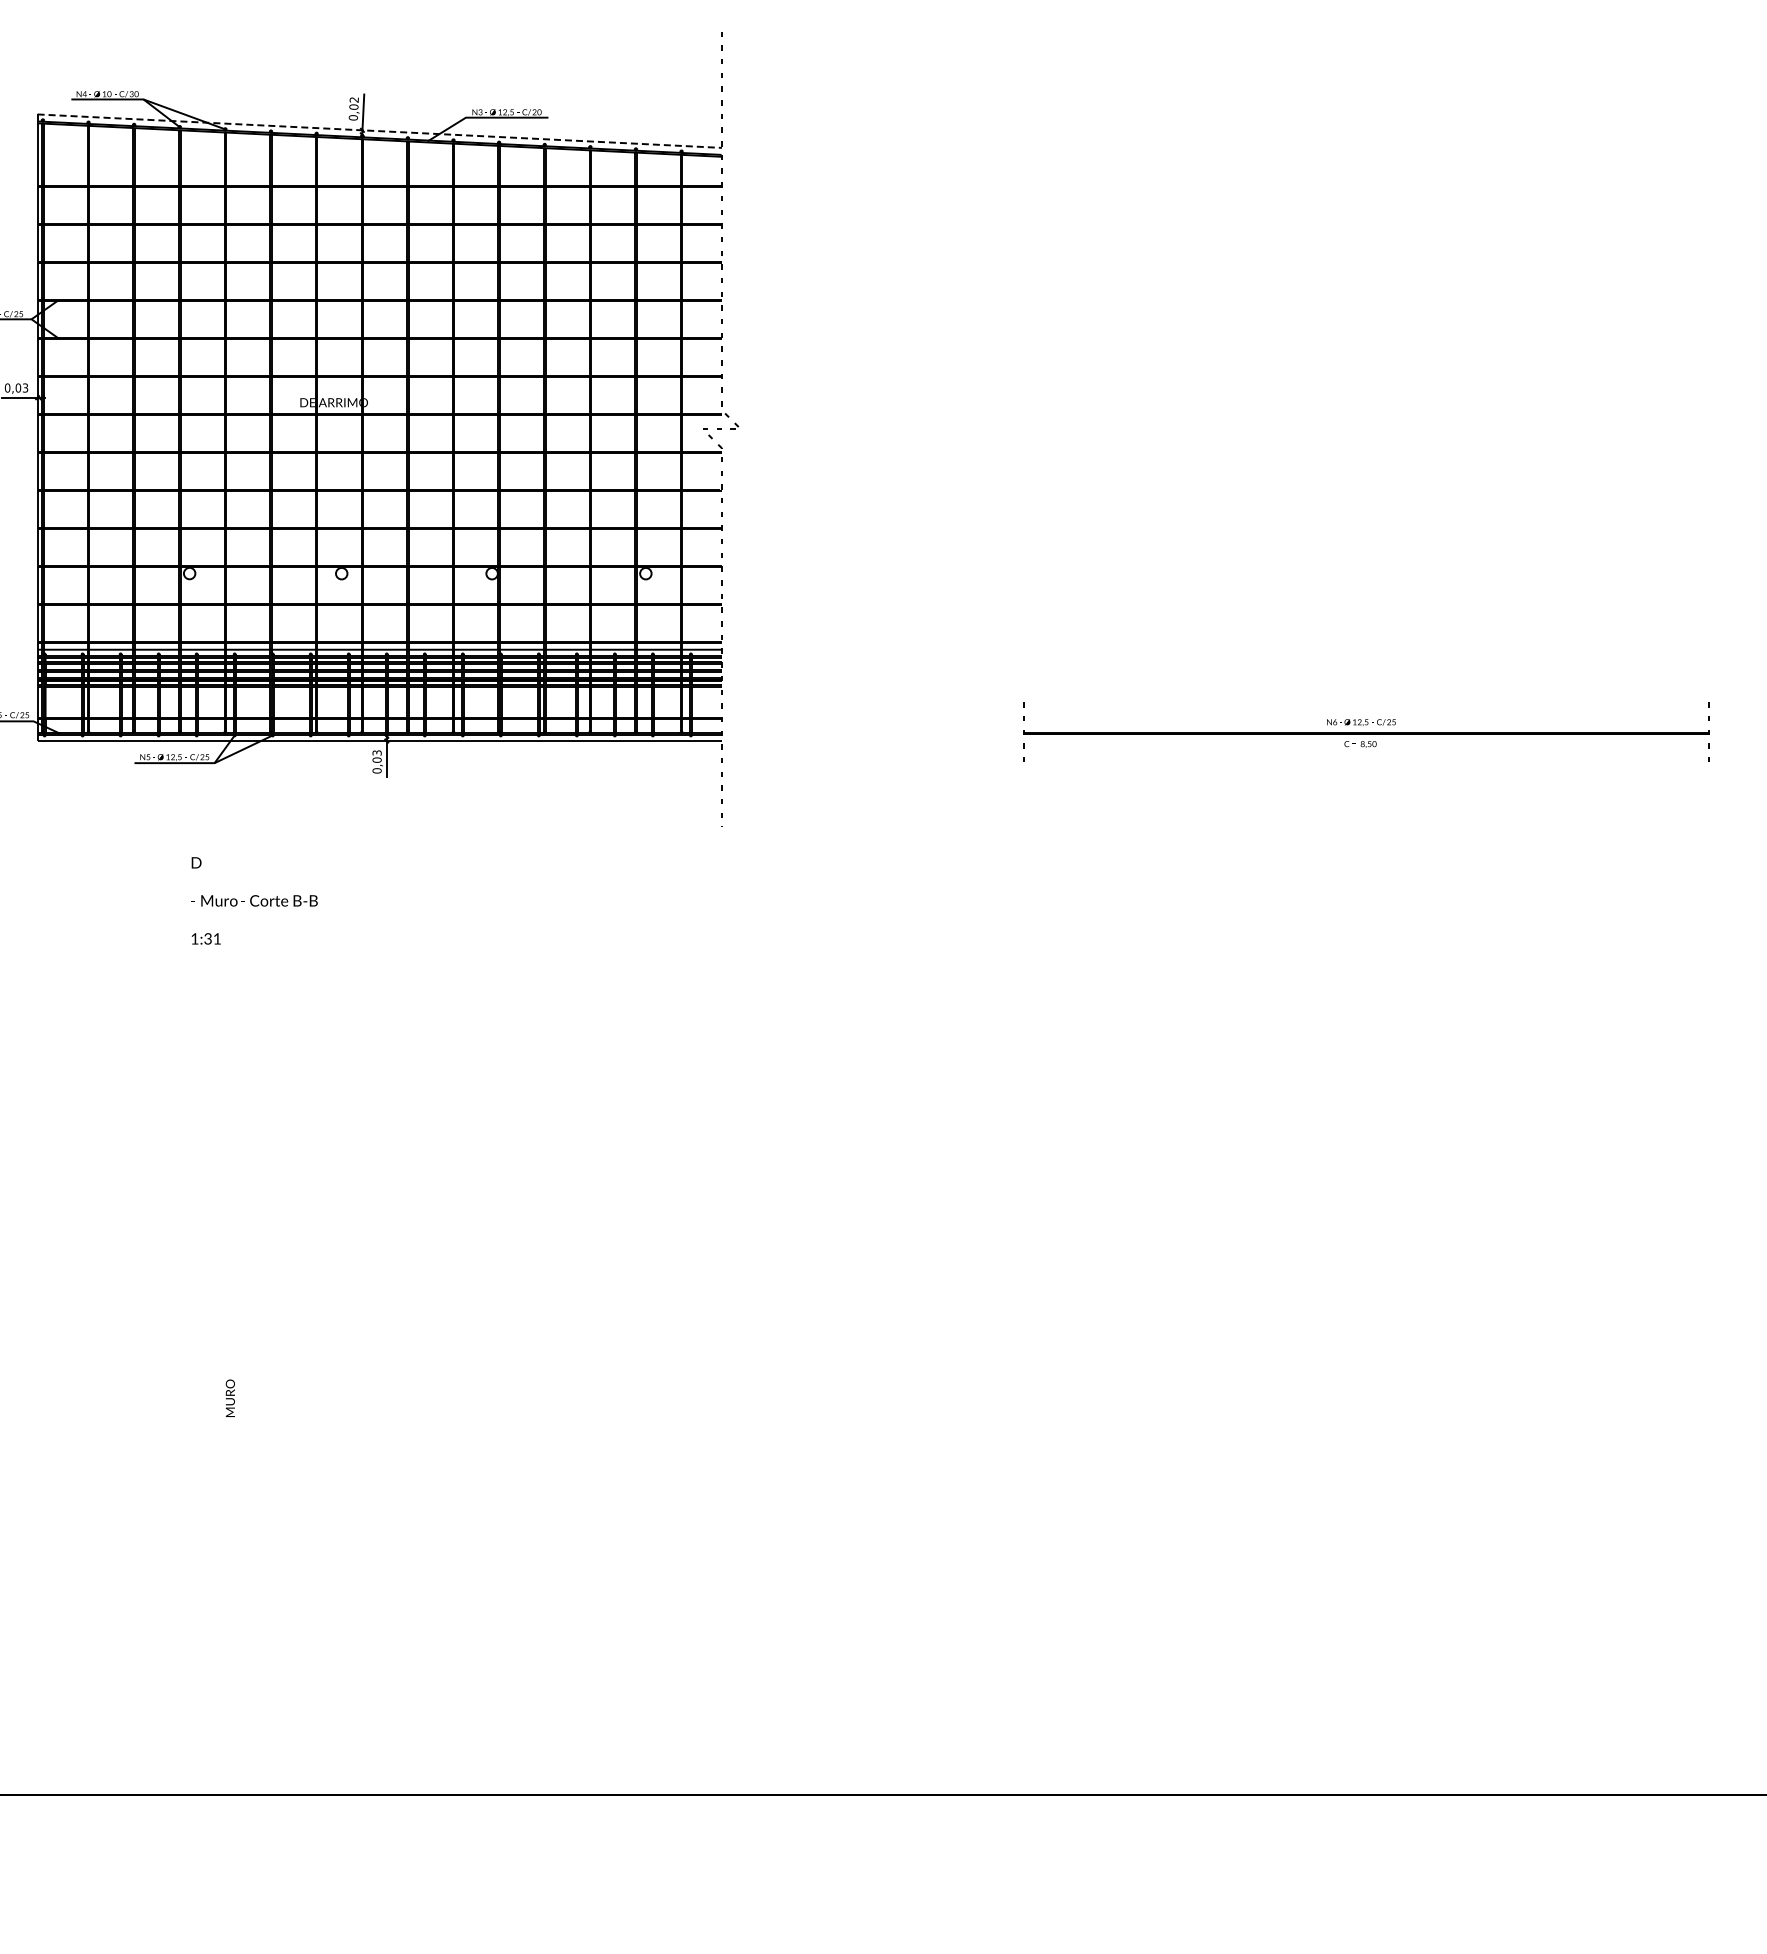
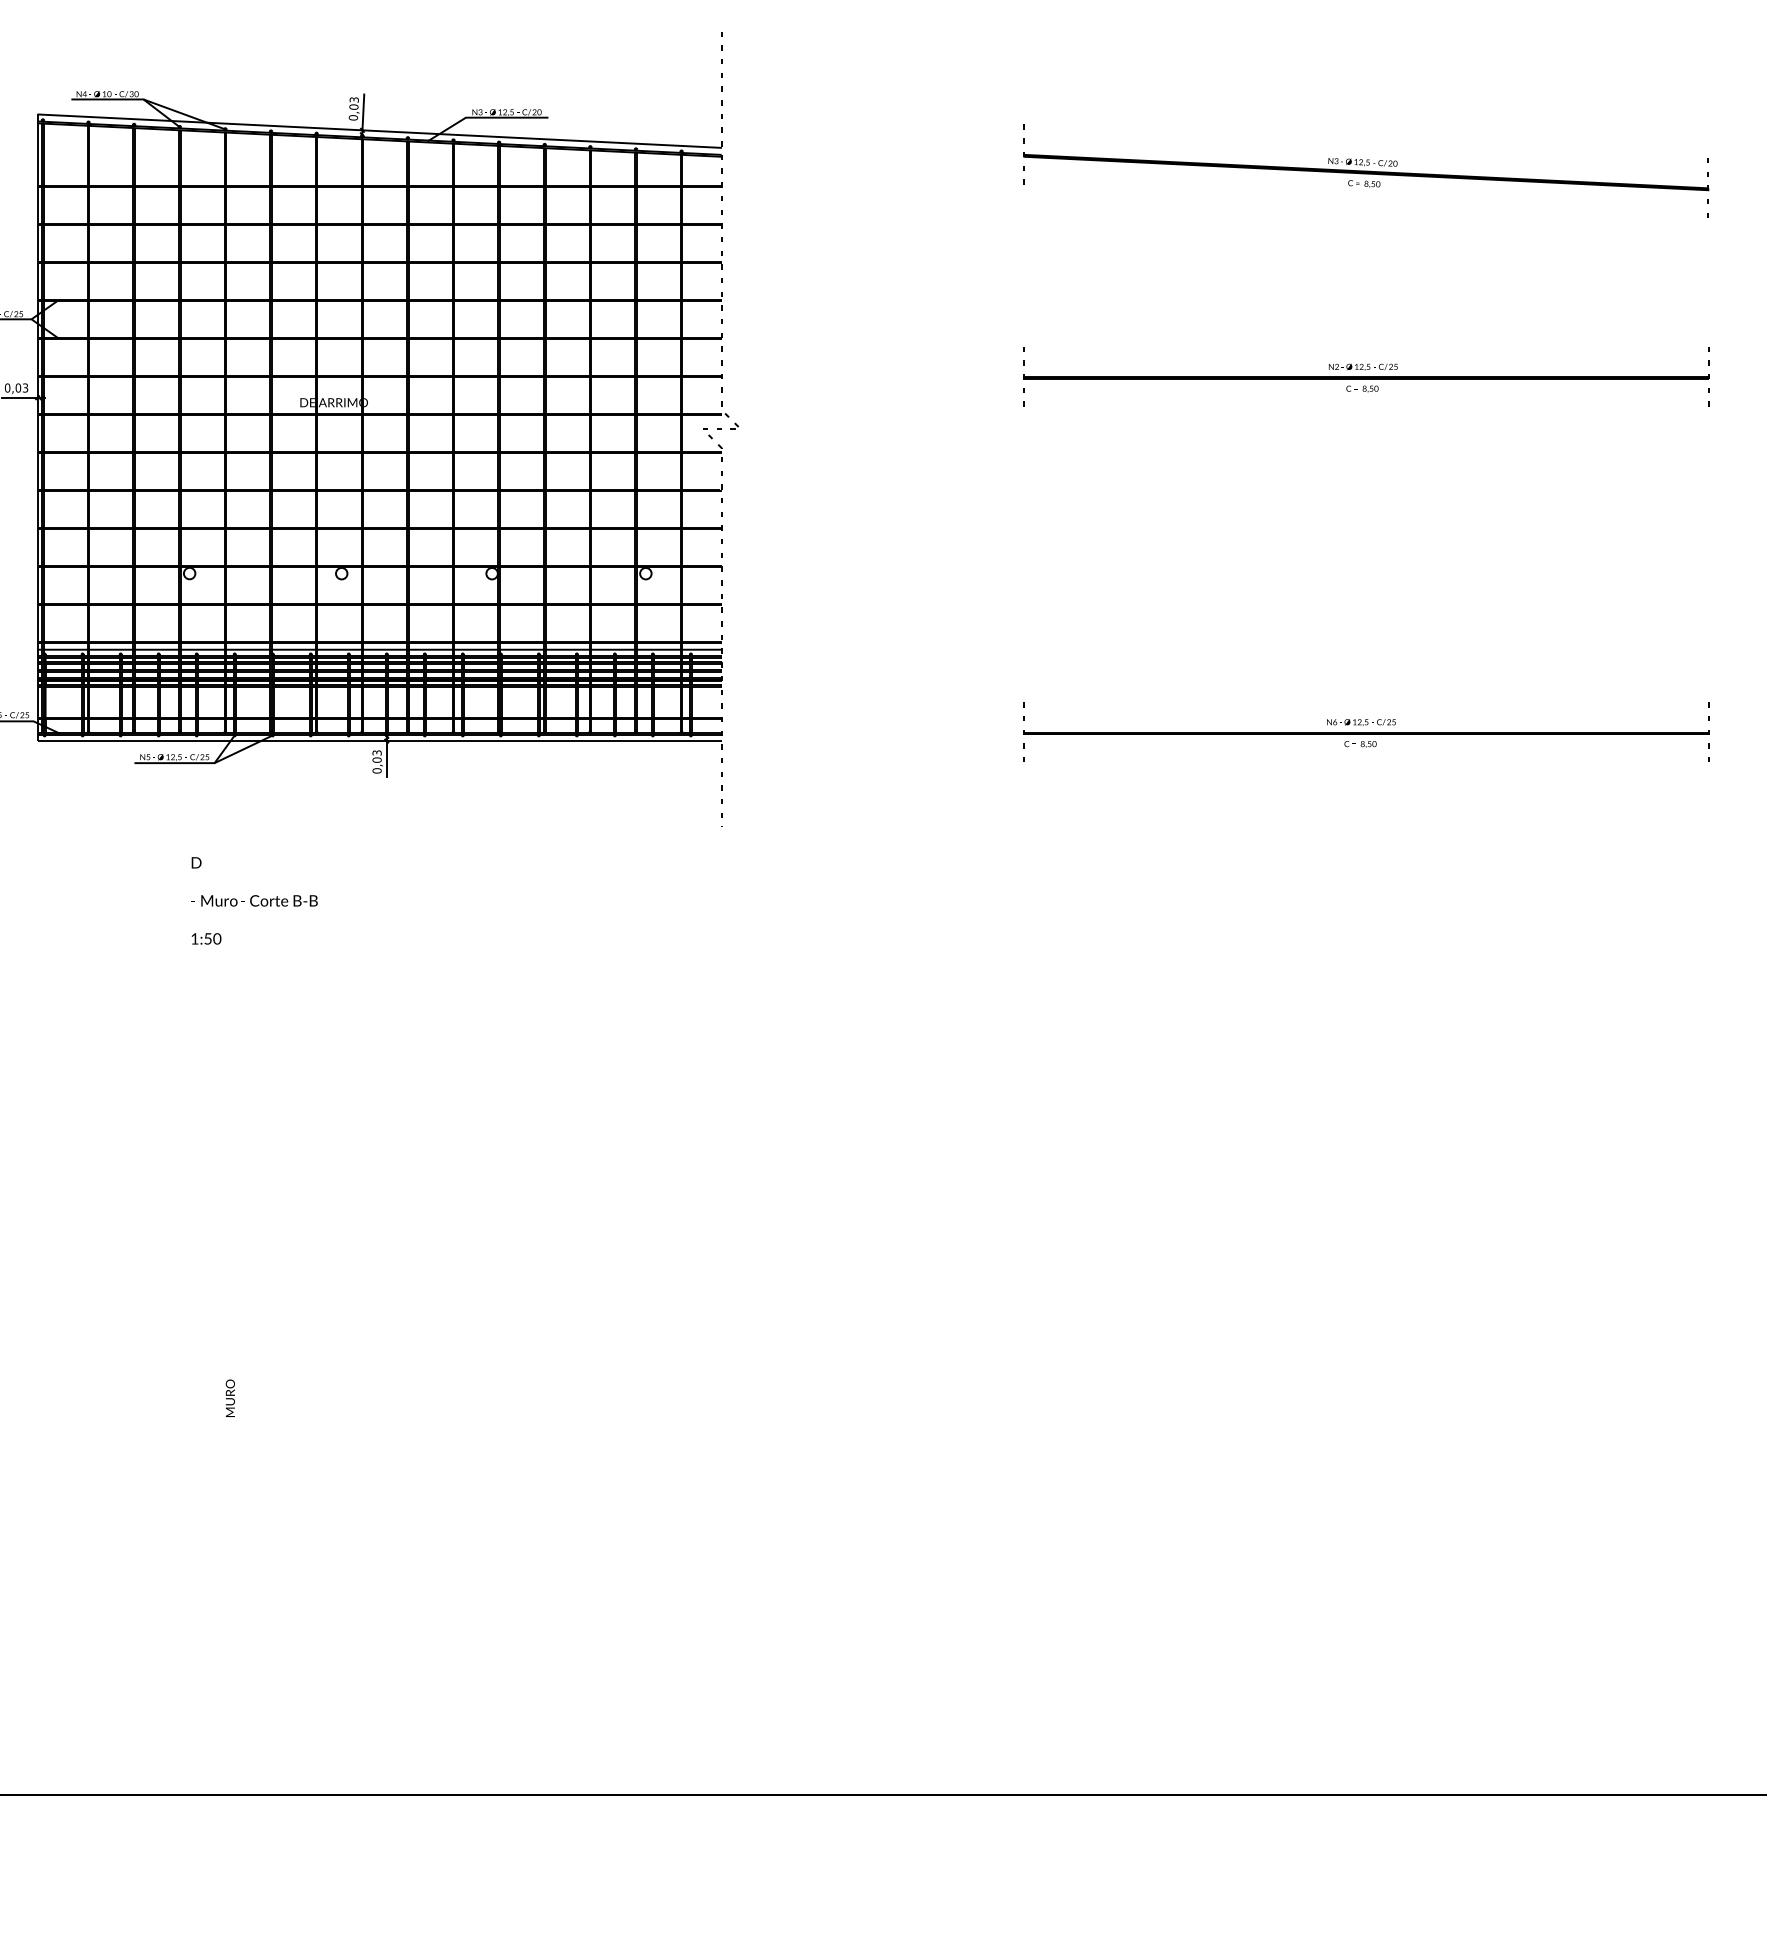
text: 0,02 -> 0,03 (354, 99)
line: dashed -> solid (379, 131)
part: none -> present (1366, 170)
part: none -> present (1366, 376)
text: 1:31 -> 1:50 (212, 938)
